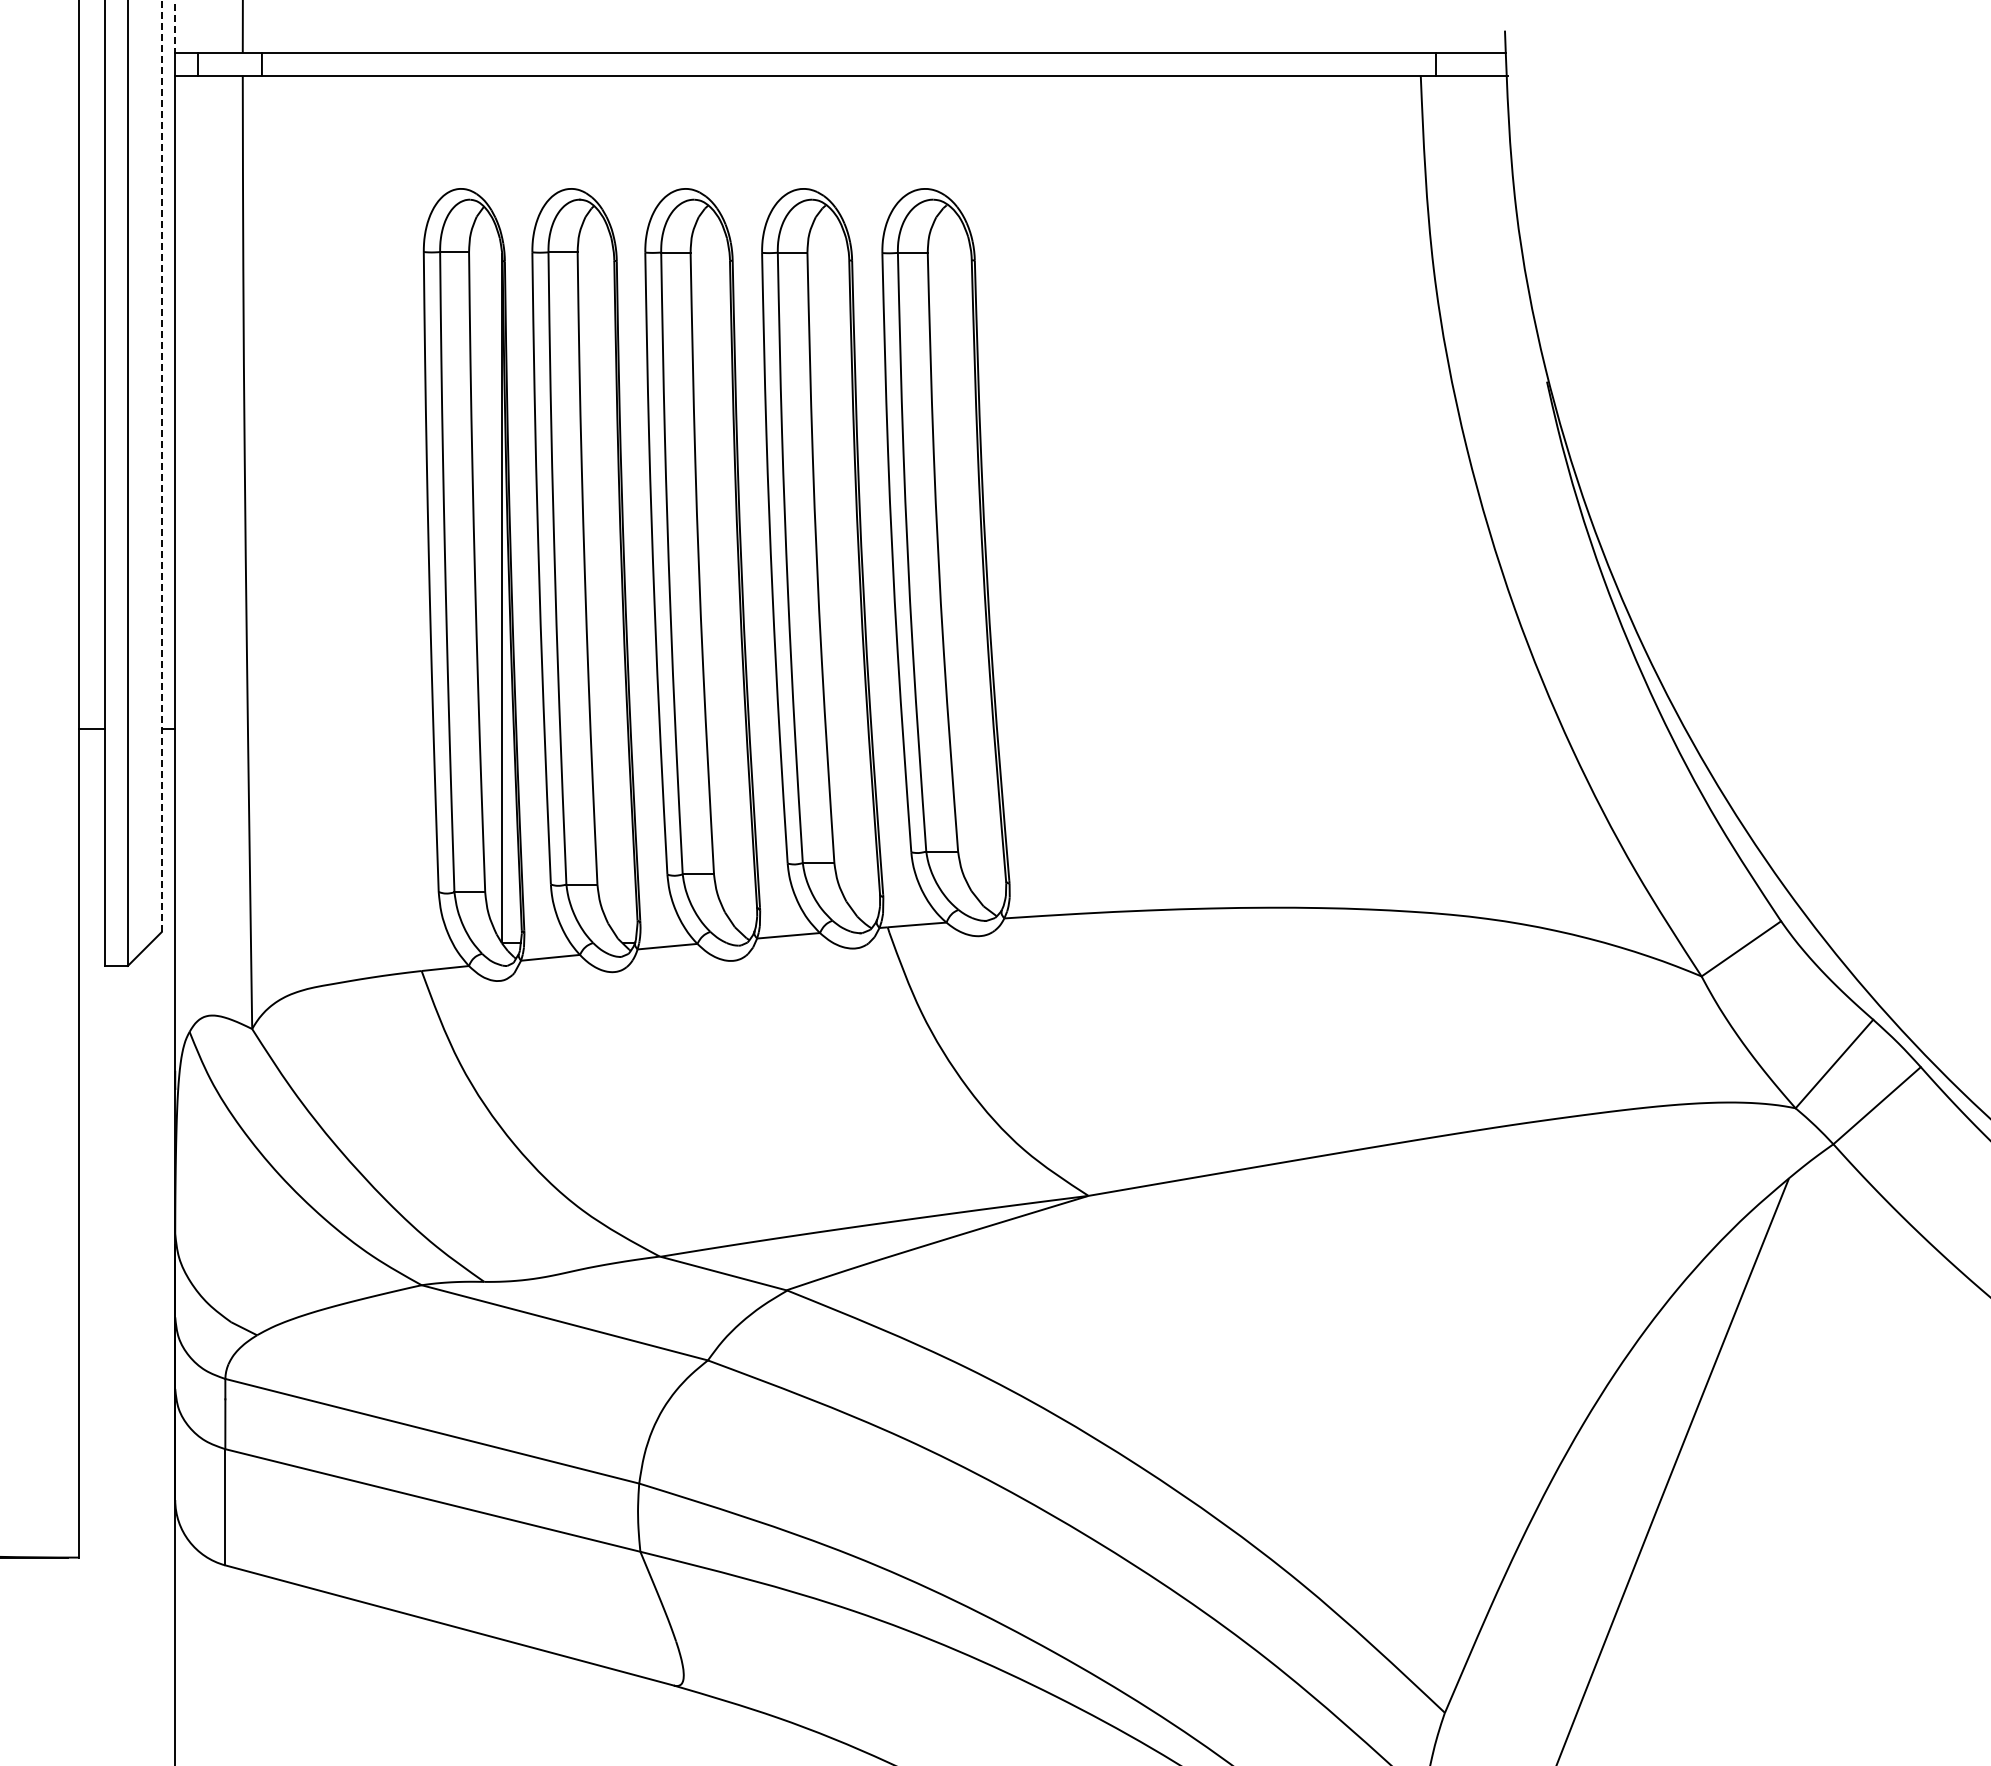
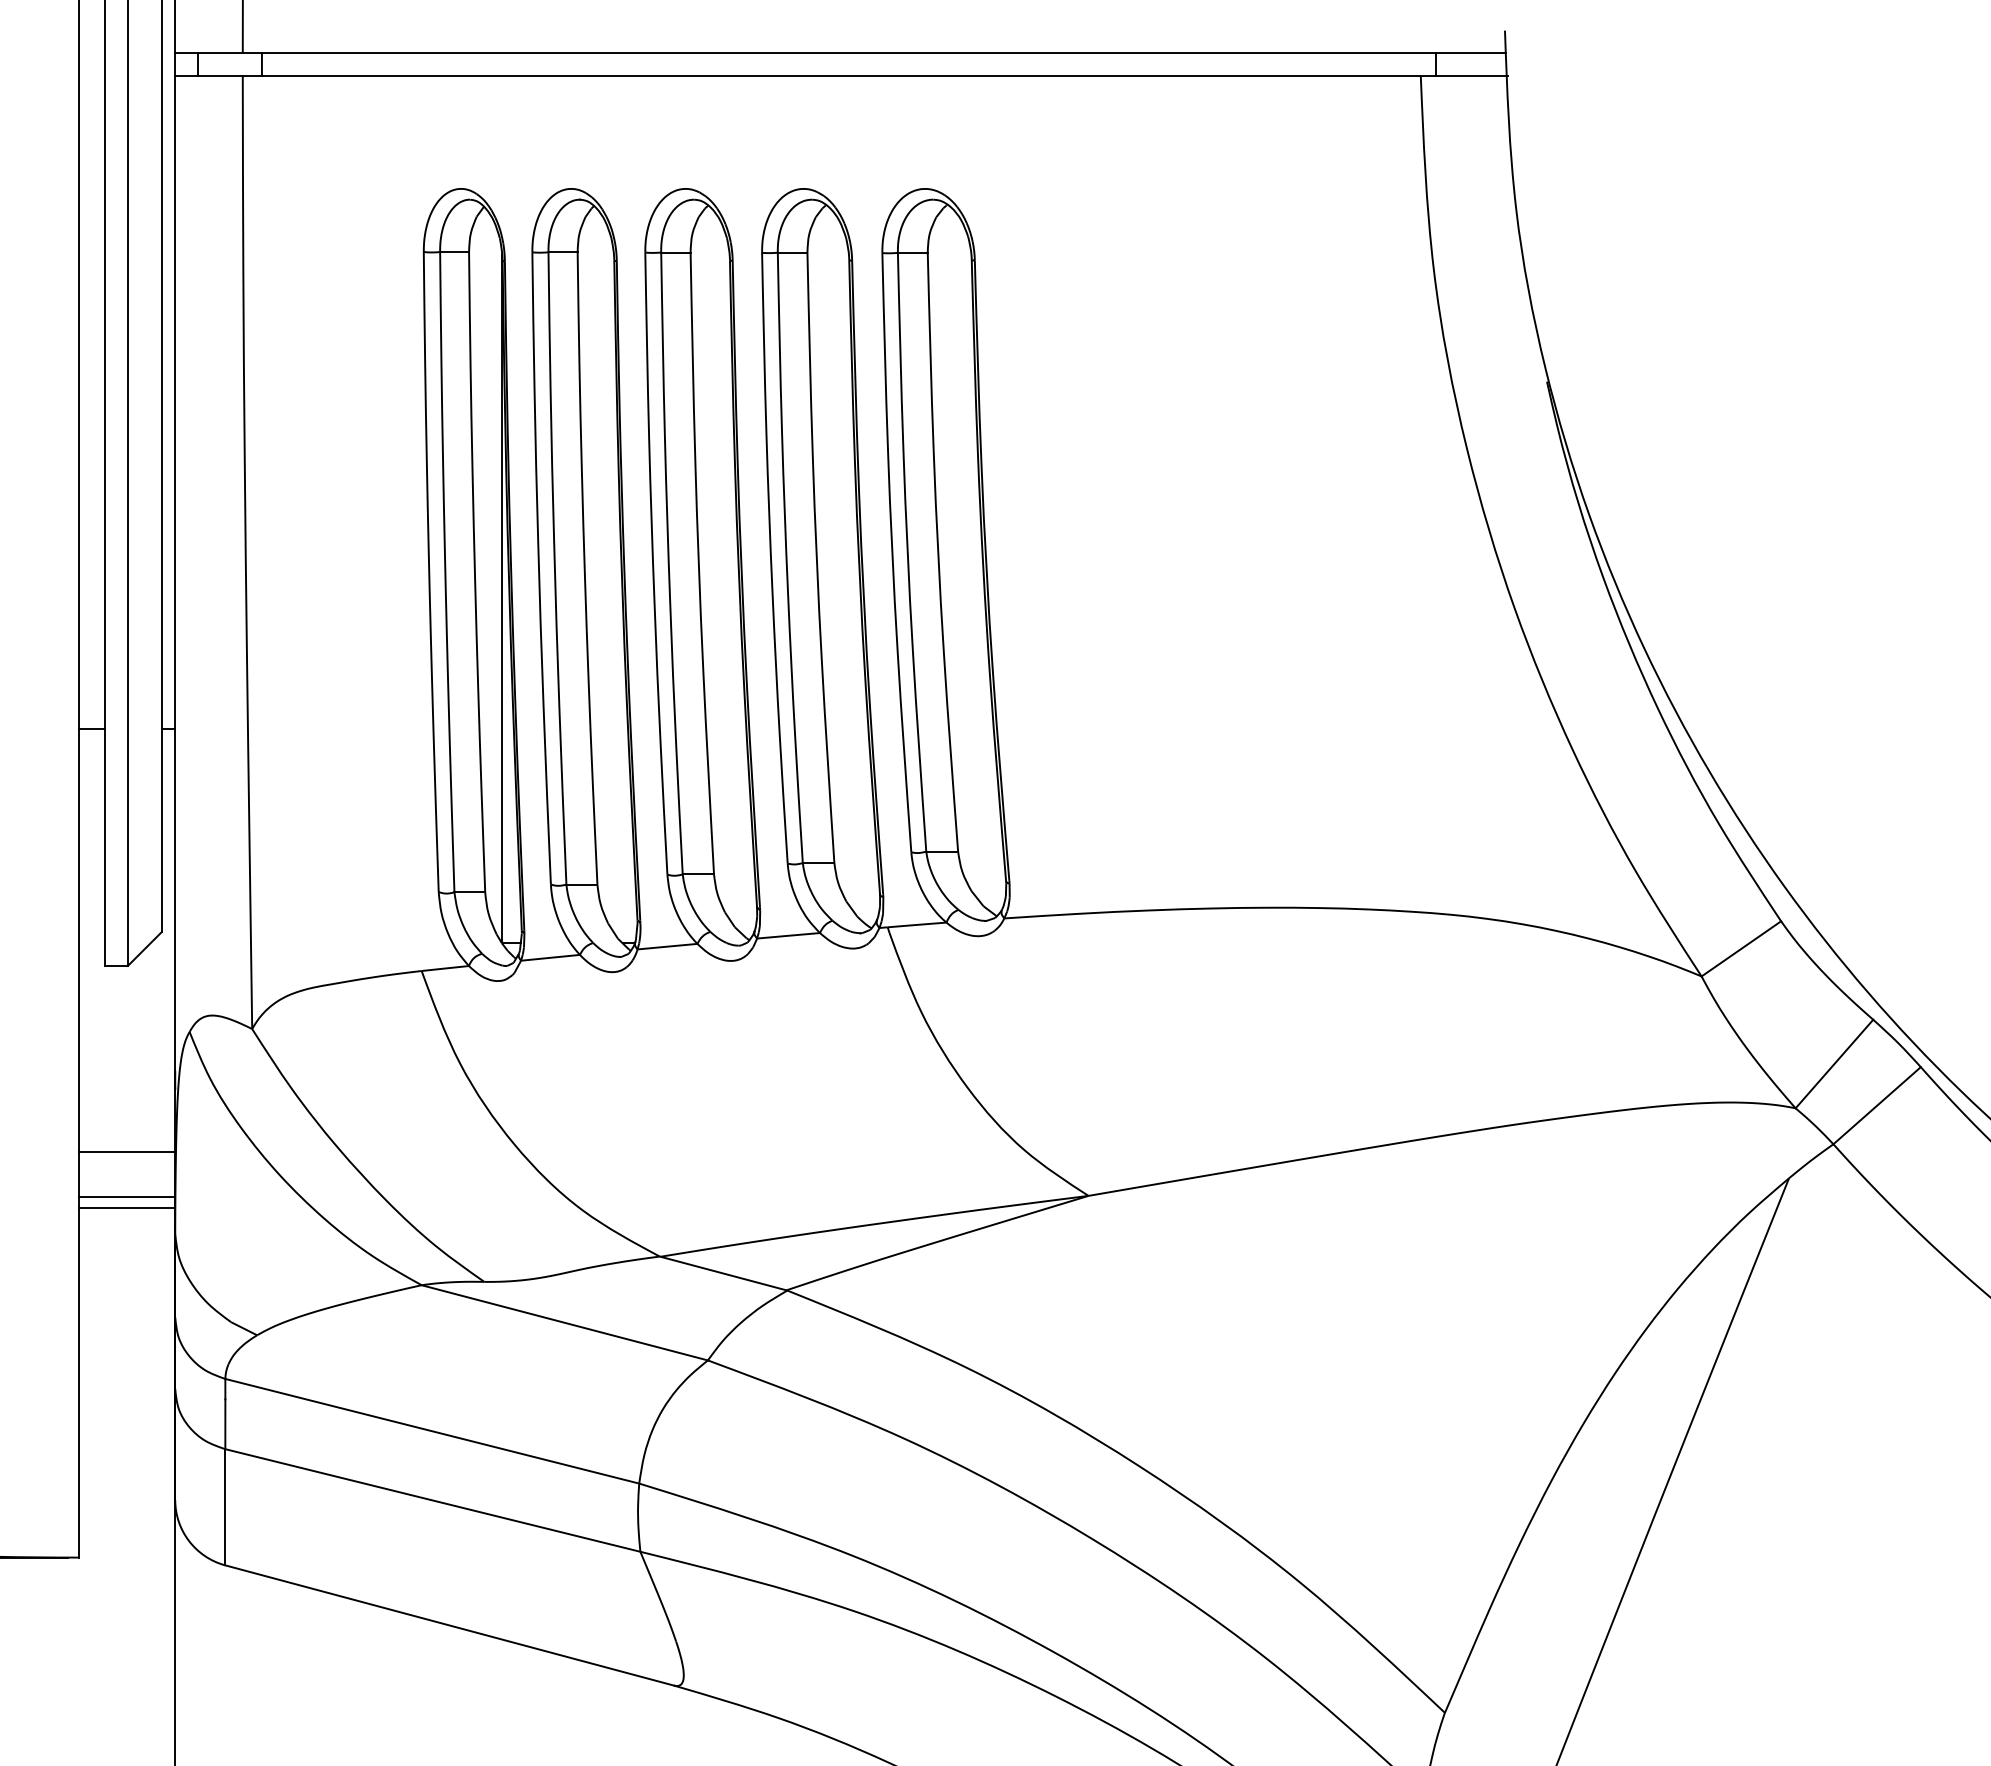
line: dashed -> solid (175, 27)
line: dashed -> solid (161, 466)
line: none -> present (127, 1151)
line: none -> present (127, 1196)
line: none -> present (127, 1208)
